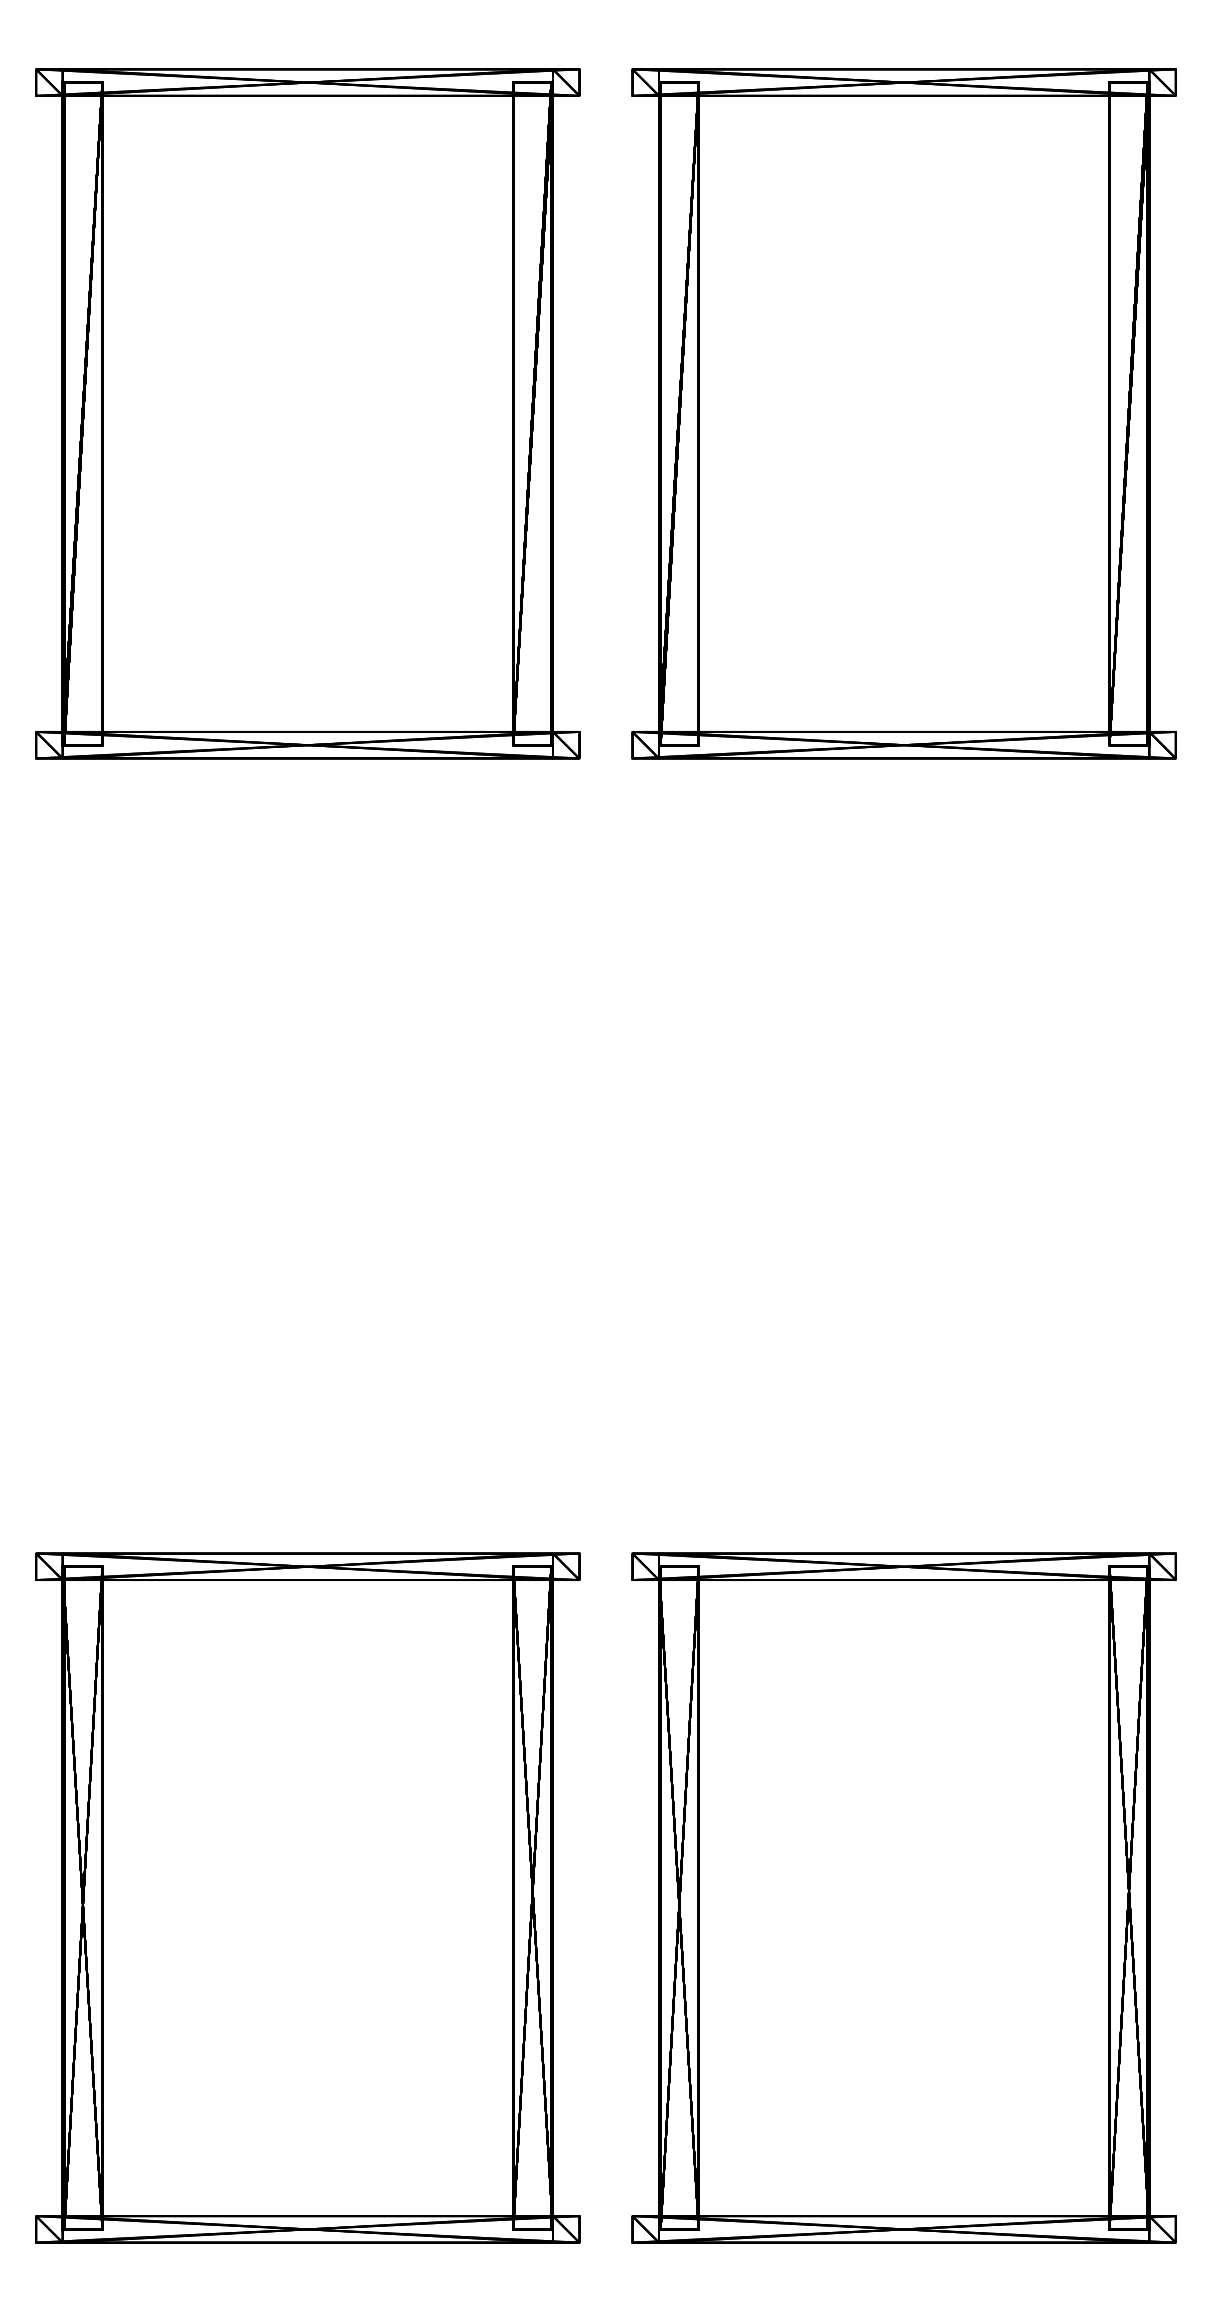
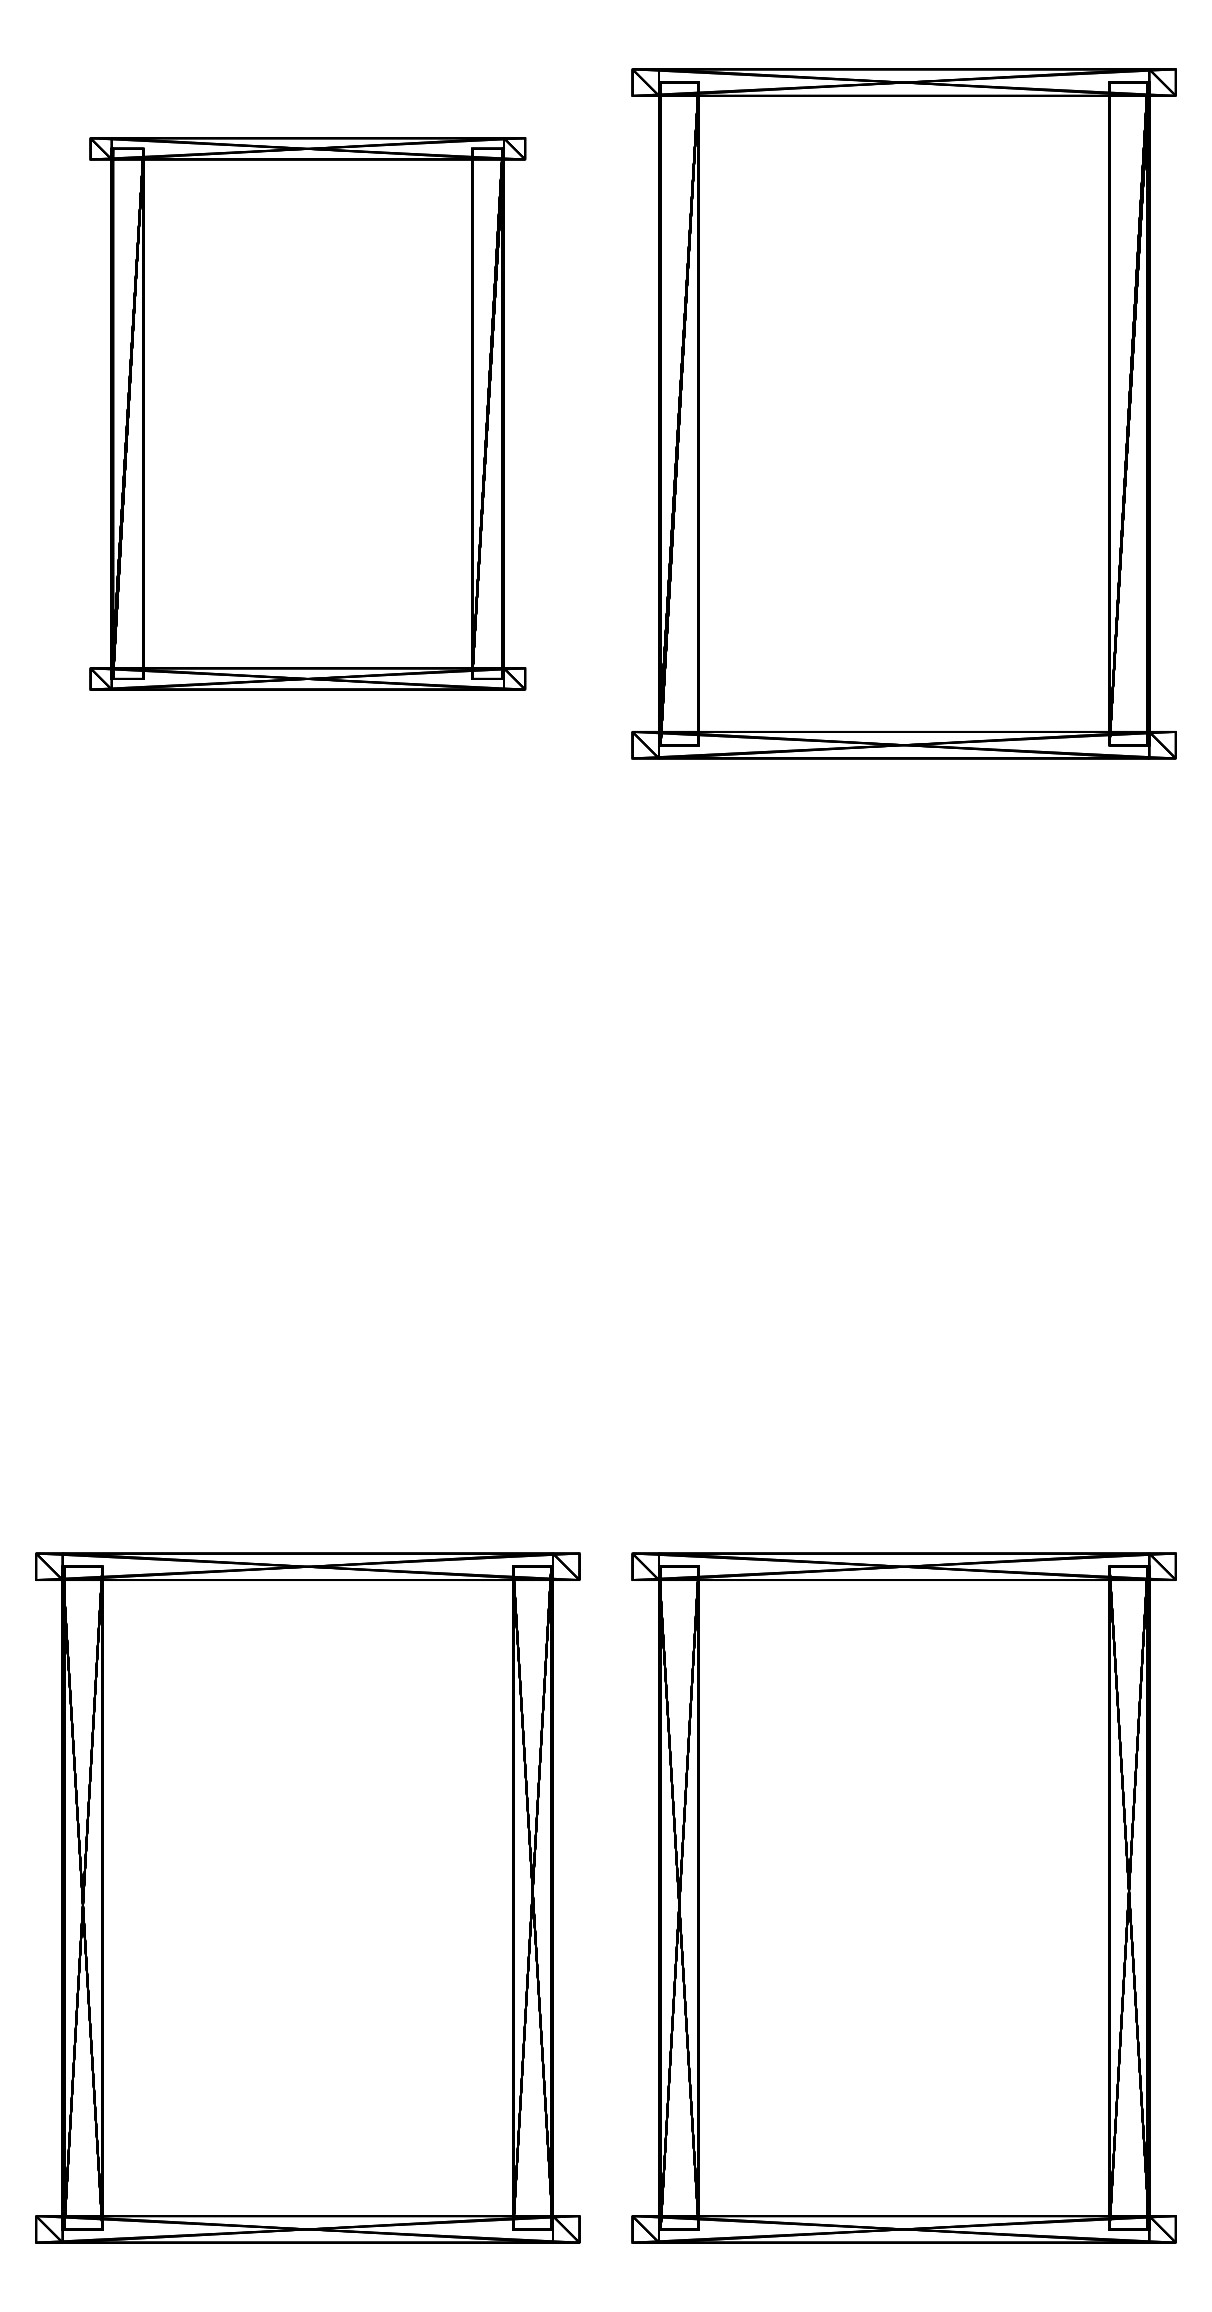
part size: 546x692 px -> 438x554 px (307, 413)
